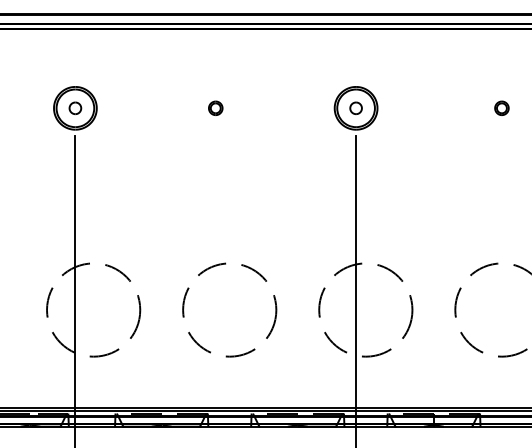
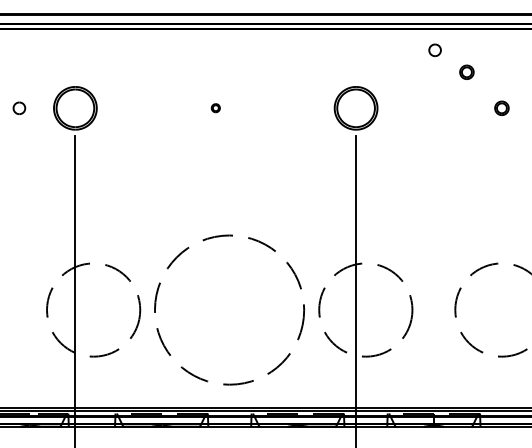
part: none -> present (466, 71)
part position: (75, 107) -> (19, 107) (19, 107)
part size: 16x16 px -> 11x11 px (215, 108)
part position: (355, 107) -> (434, 49) (434, 49)
circle size: 96x96 px -> 152x152 px (229, 309)
